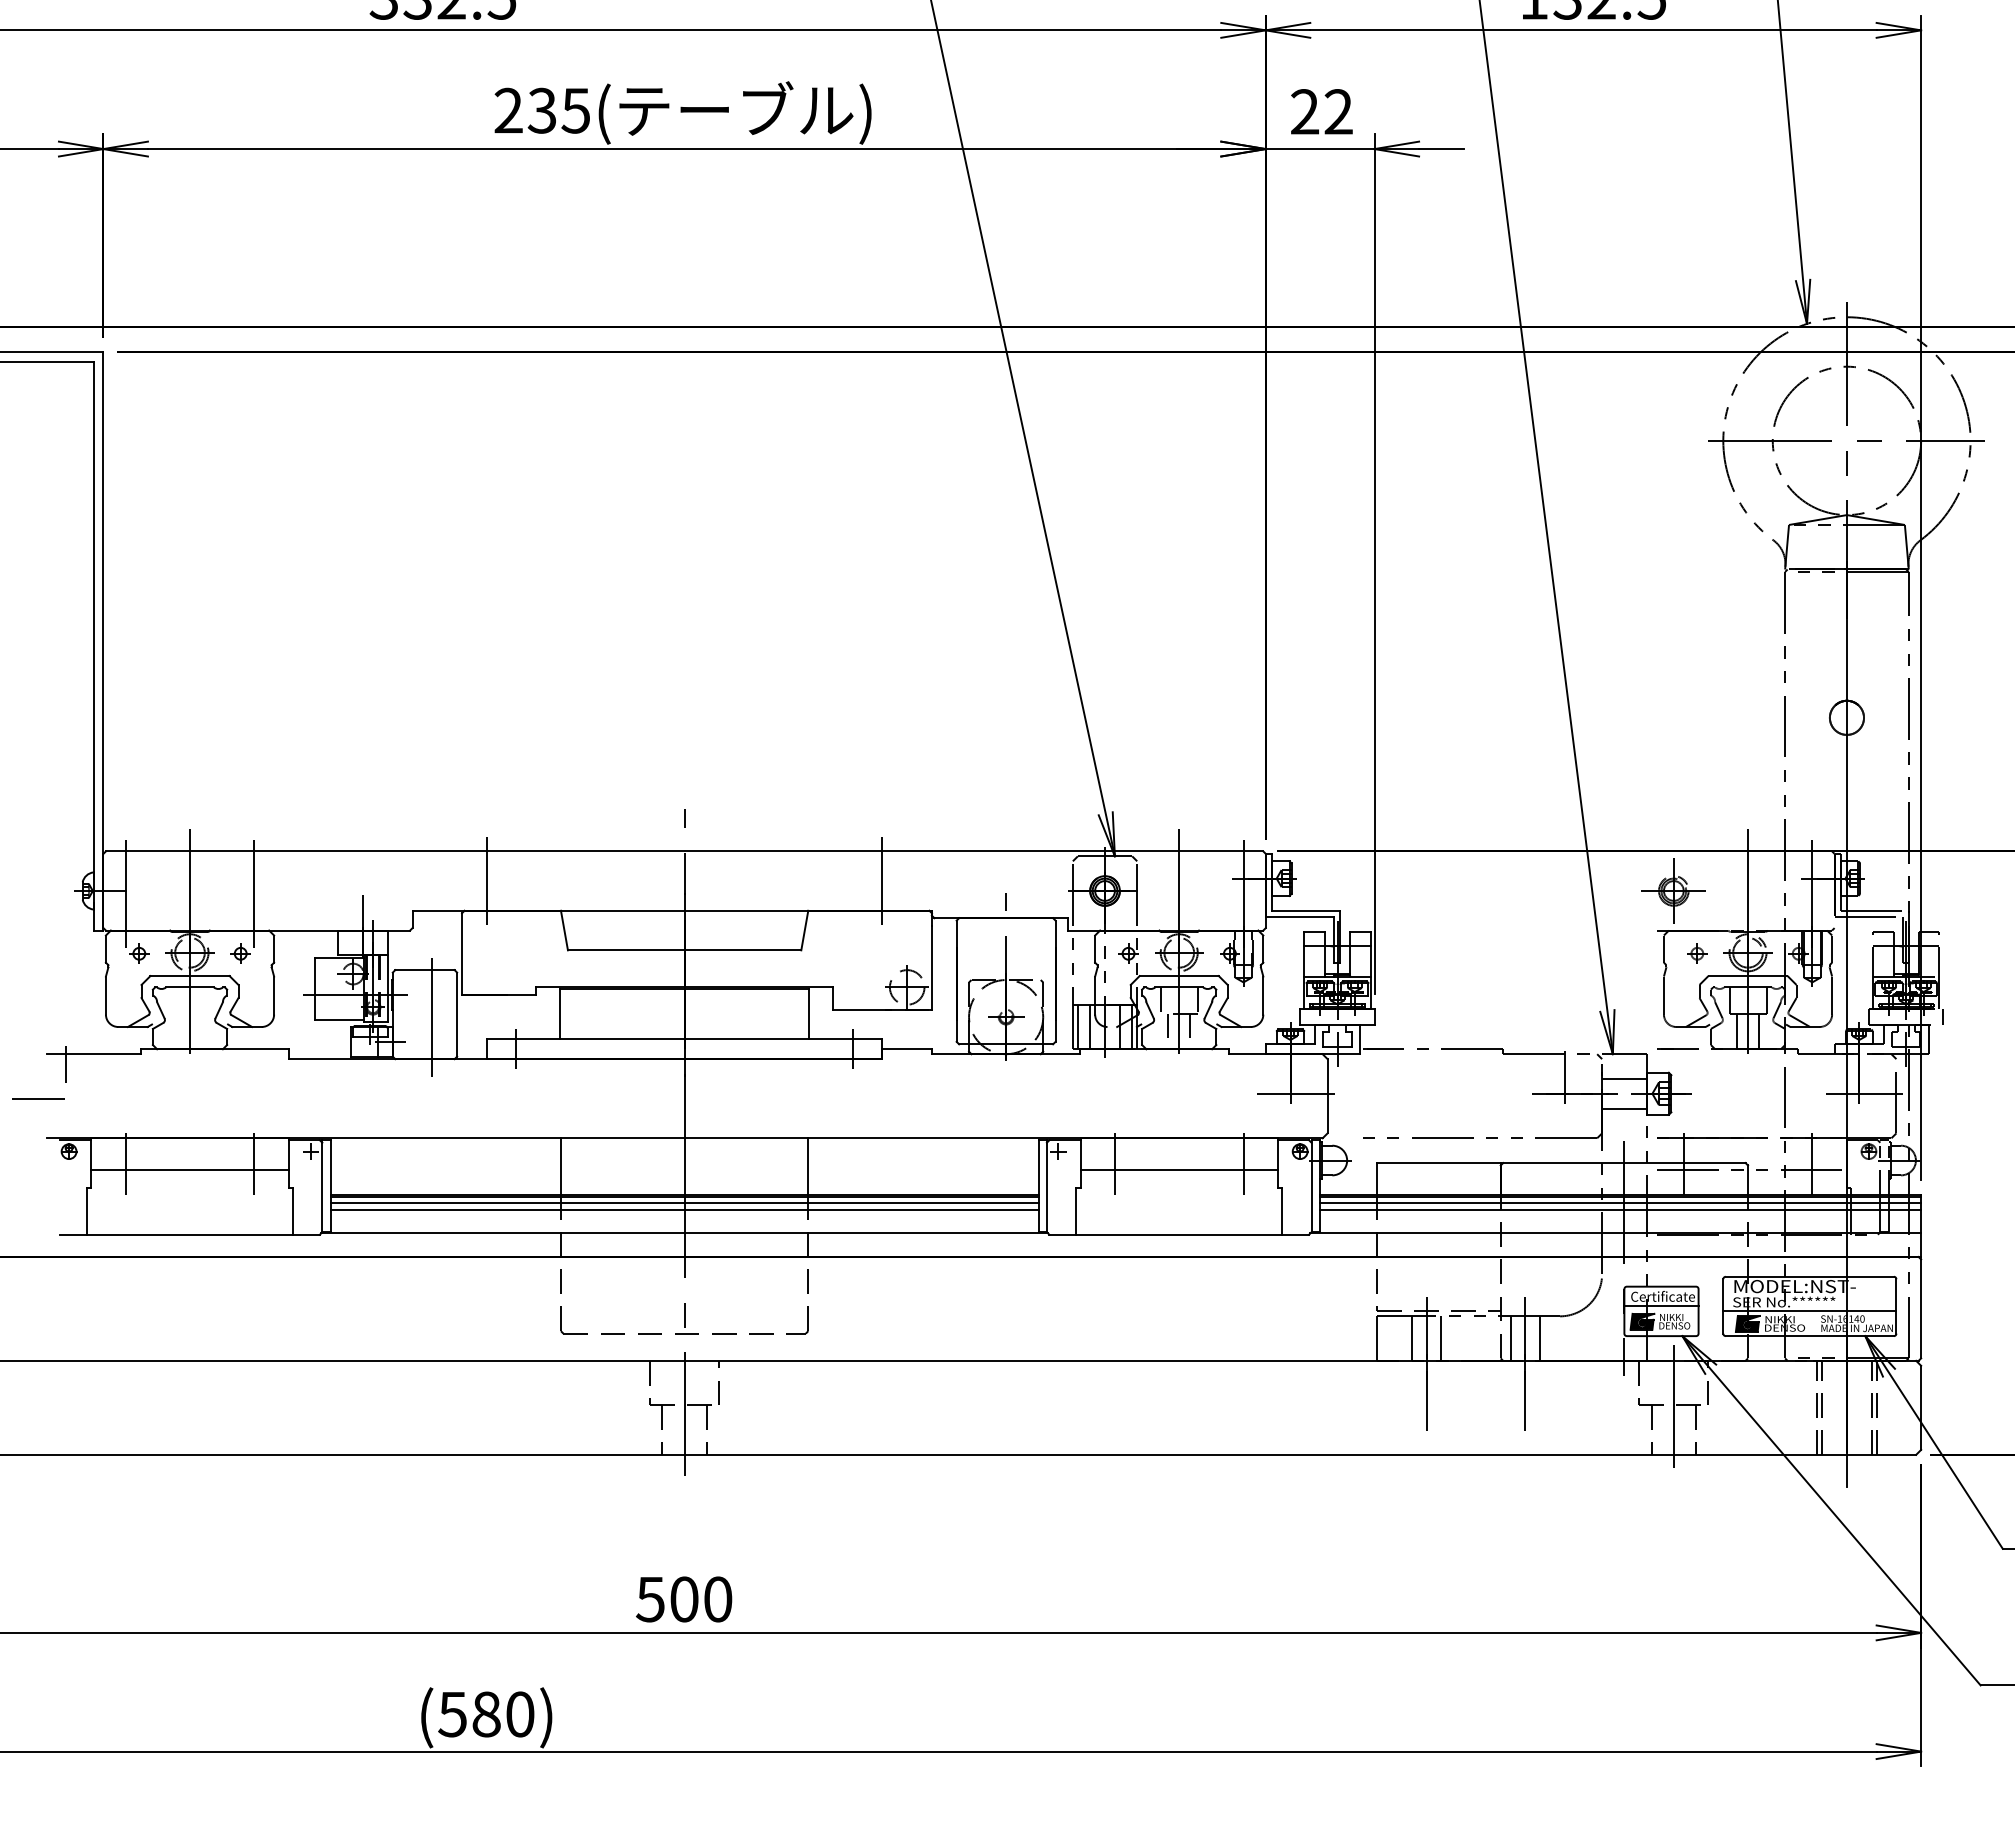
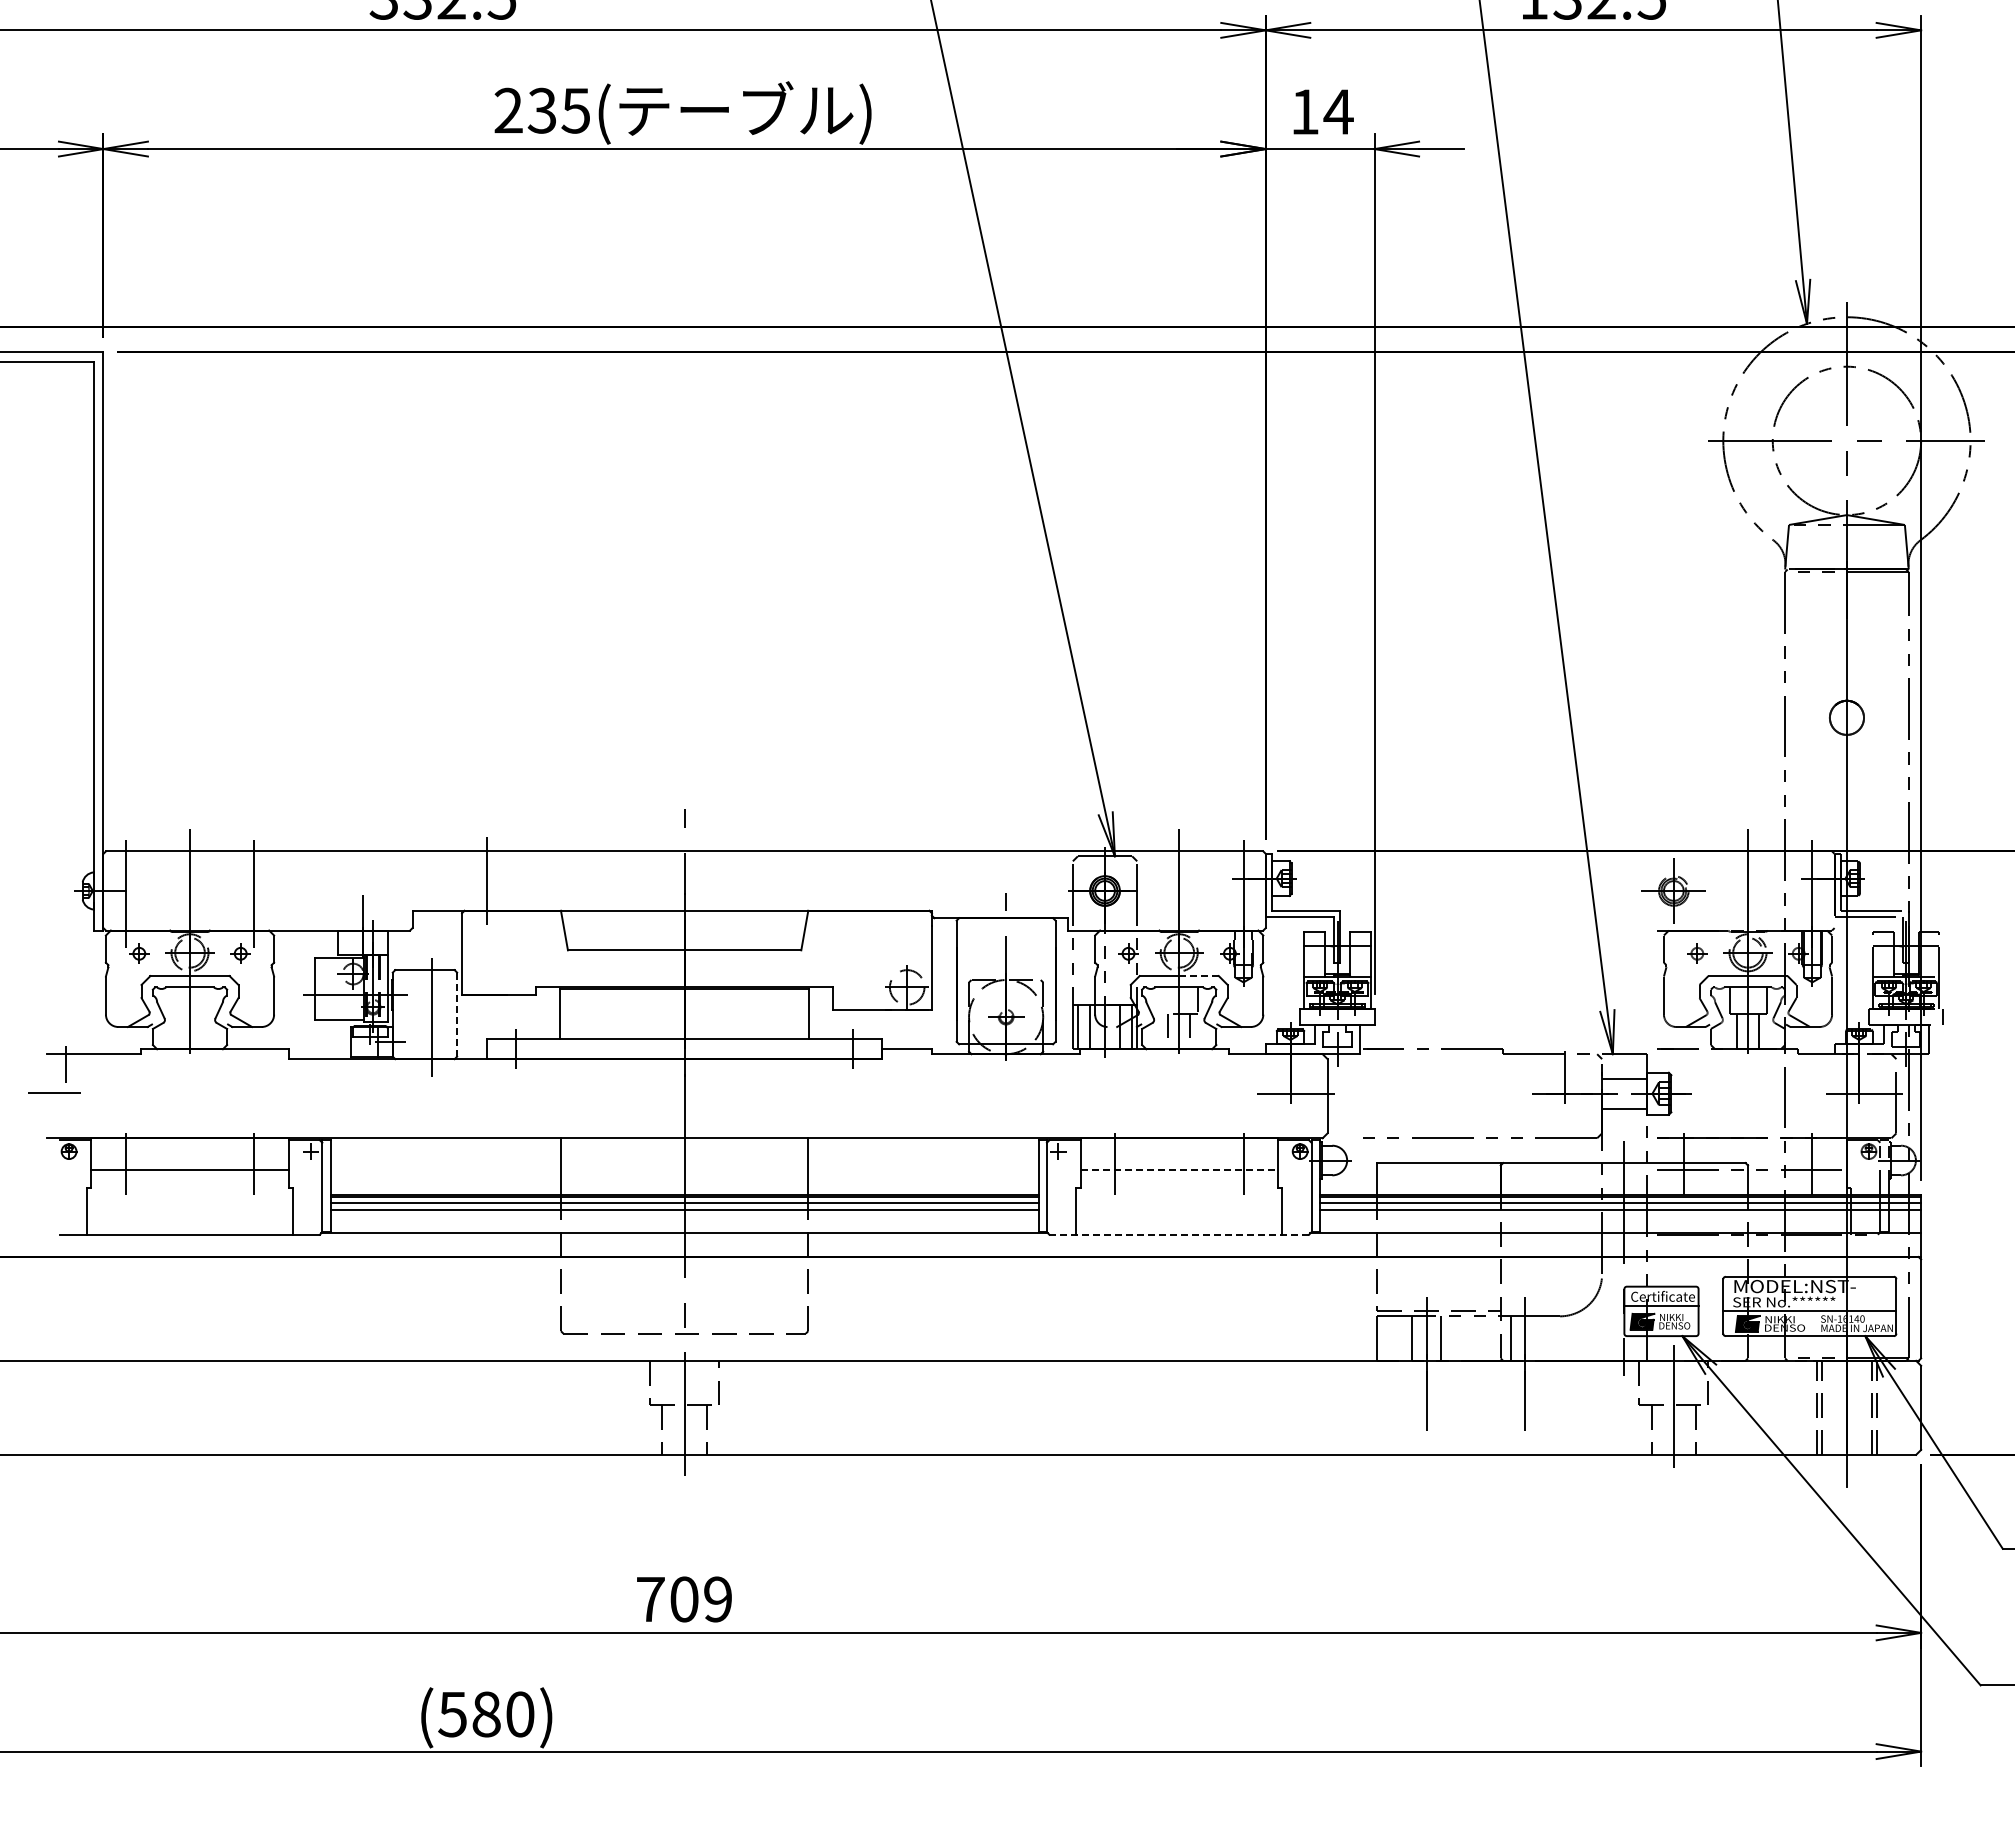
text: 22 -> 14 (1322, 111)
line: present -> none (882, 880)
line: solid -> dashed (1199, 976)
line: present -> none (1160, 1000)
line: solid -> dashed (457, 1015)
line position: (38, 1098) -> (54, 1092) (54, 1092)
line: solid -> dashed (1179, 1170)
line: solid -> dashed (1179, 1234)
line: present -> none (1540, 1338)
text: 500 -> 709 (684, 1599)
